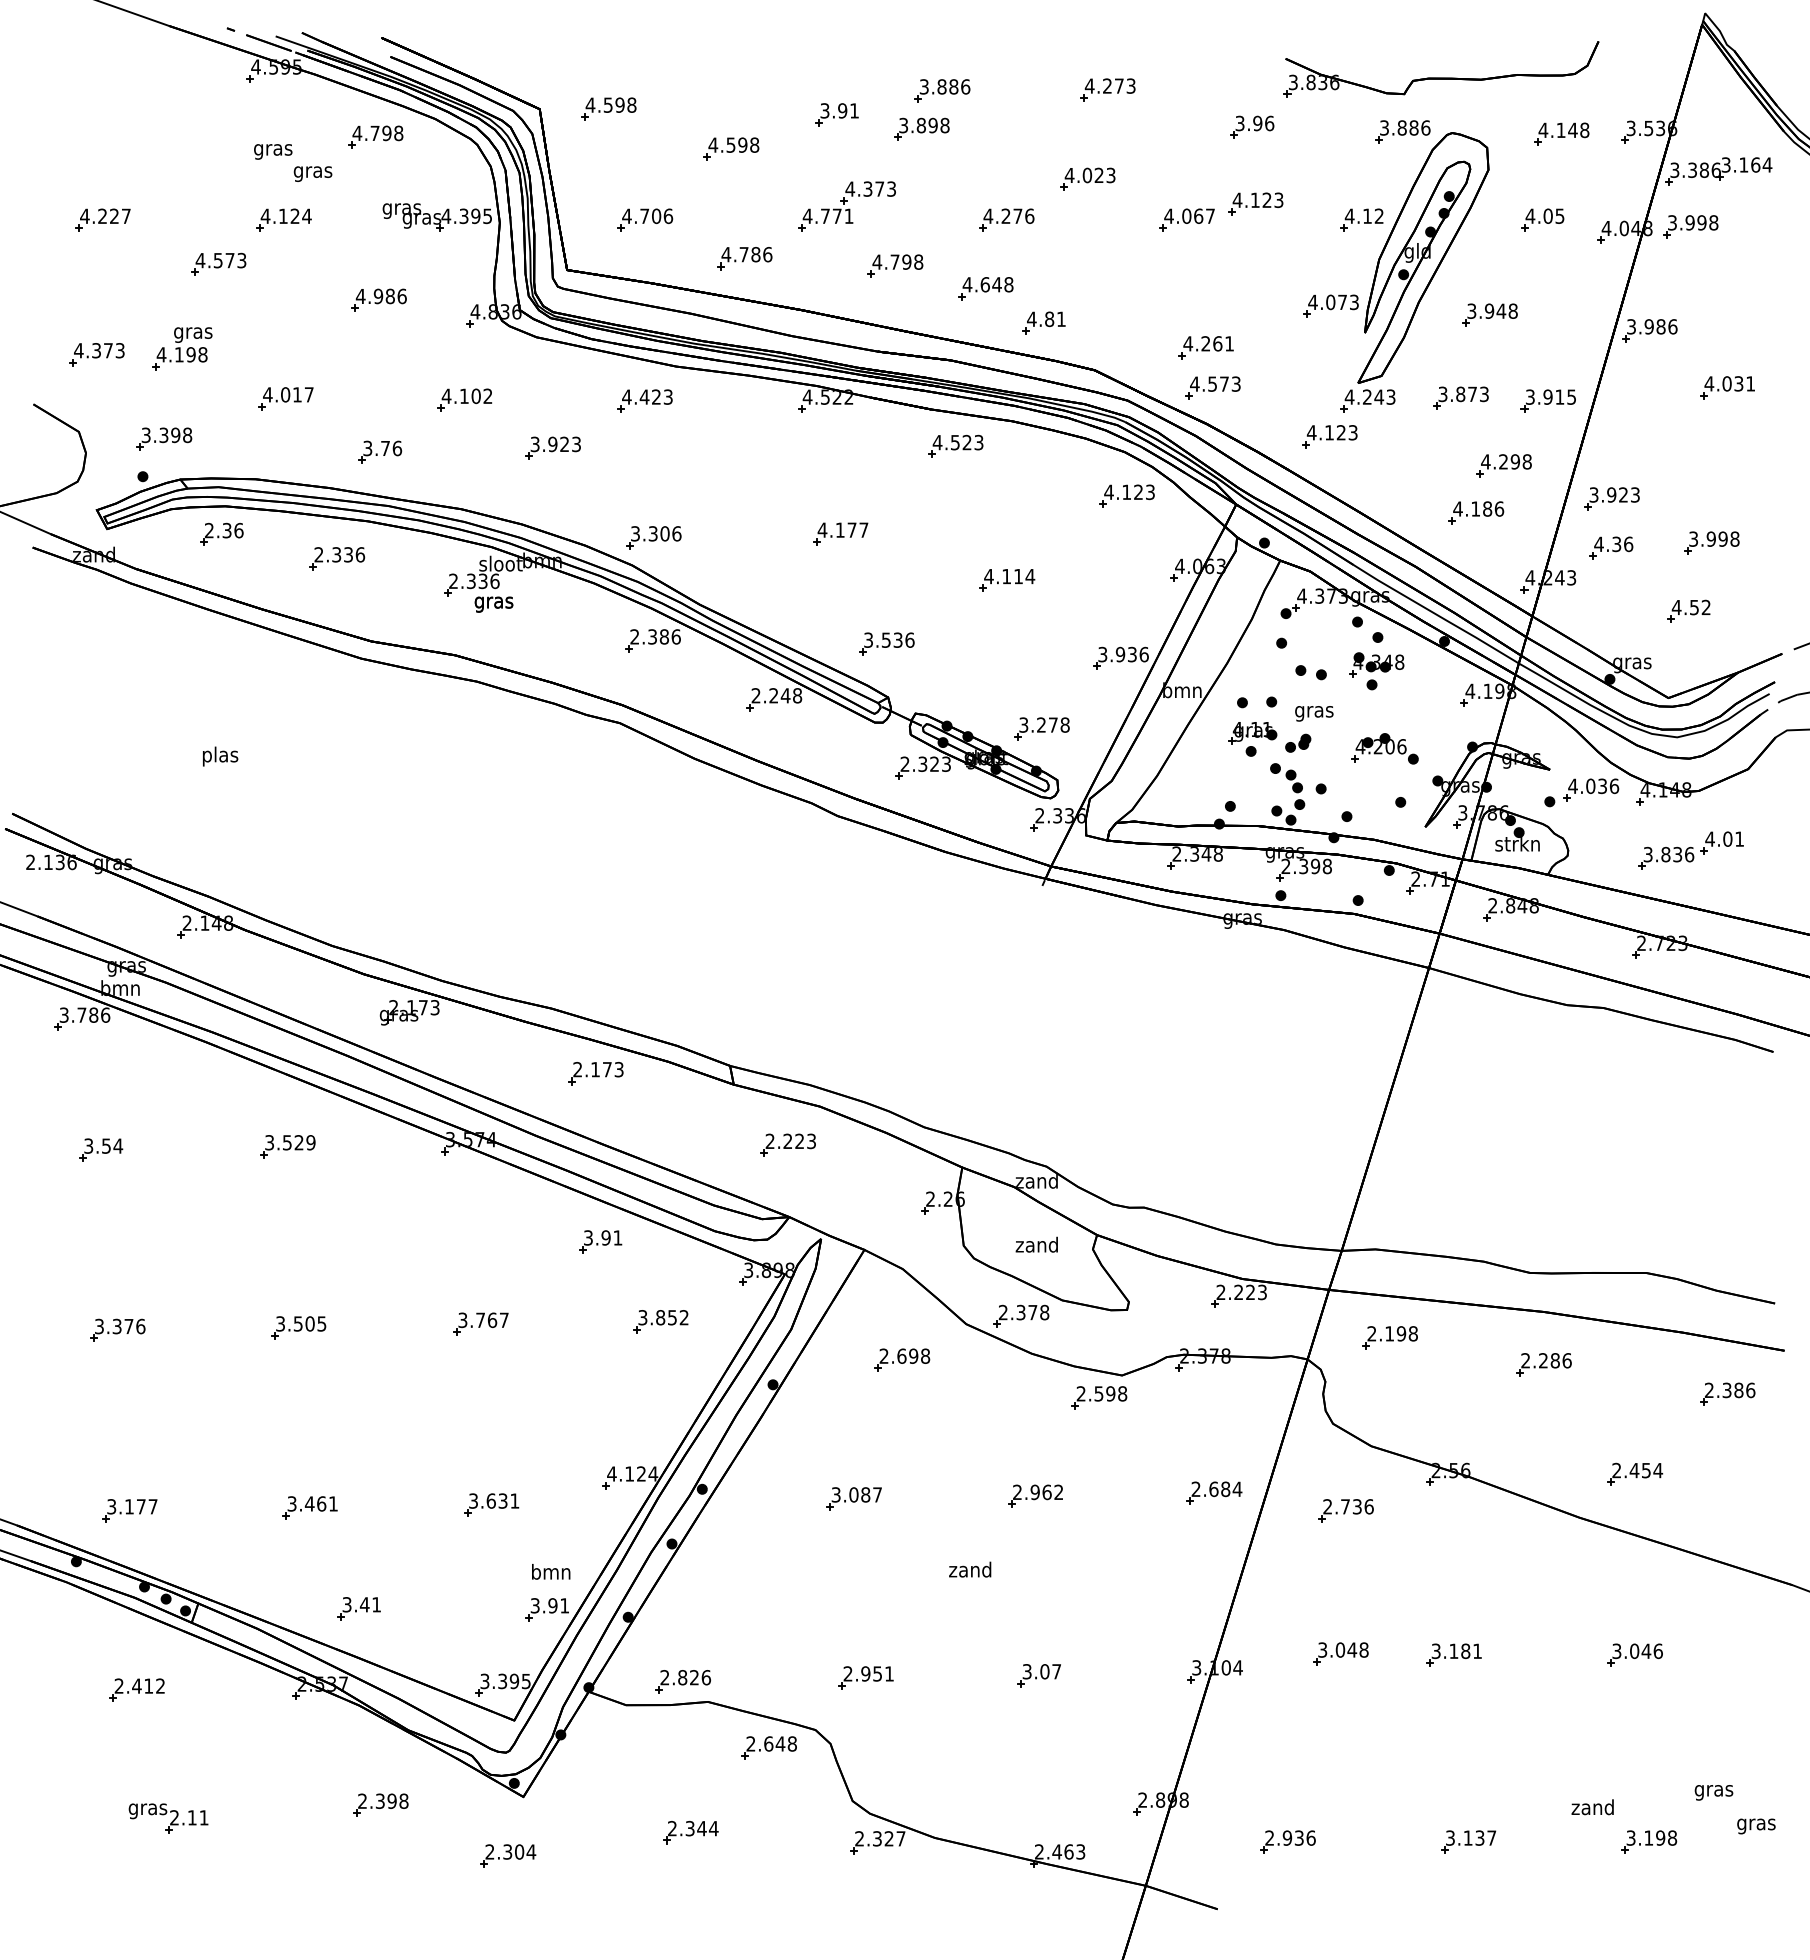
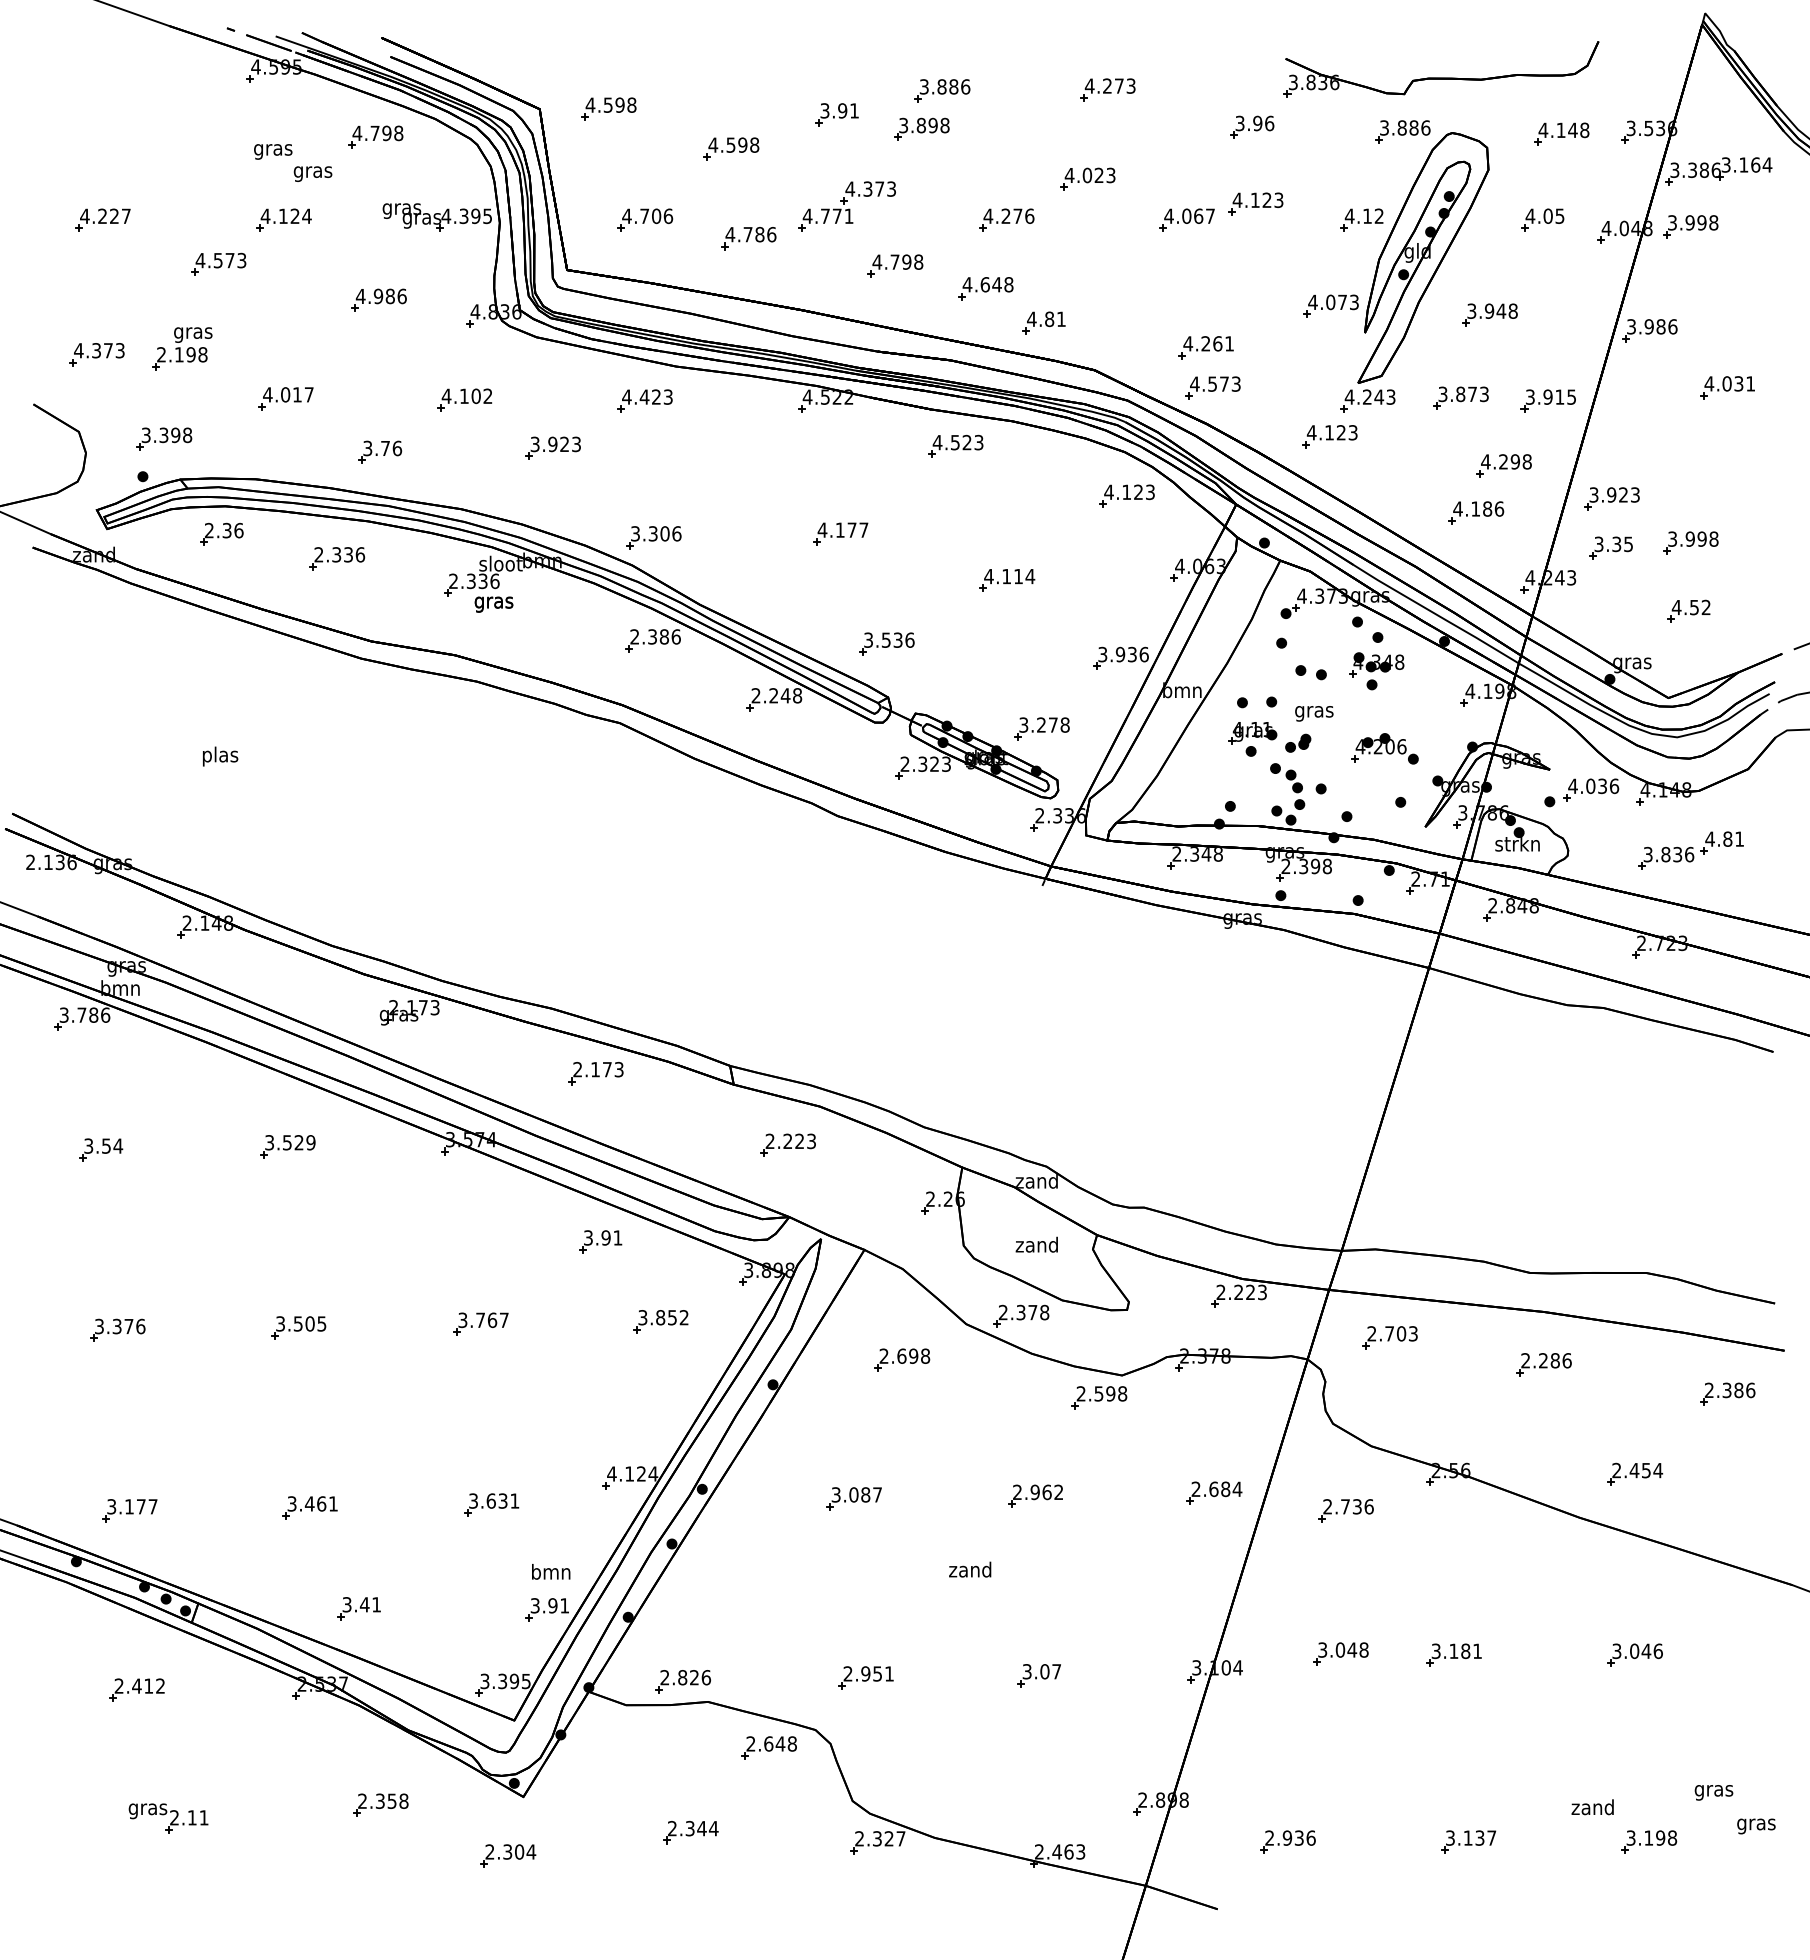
part position: (744, 258) -> (748, 238) (748, 238)
text: 4.198 -> 2.198 (161, 354)
part position: (1711, 542) -> (1690, 542) (1690, 542)
text: 4.36 -> 3.35 (1613, 544)
text: 4.01 -> 4.81 (1727, 838)
text: 2.198 -> 2.703 (1401, 1333)
text: 2.398 -> 2.358 (391, 1800)
